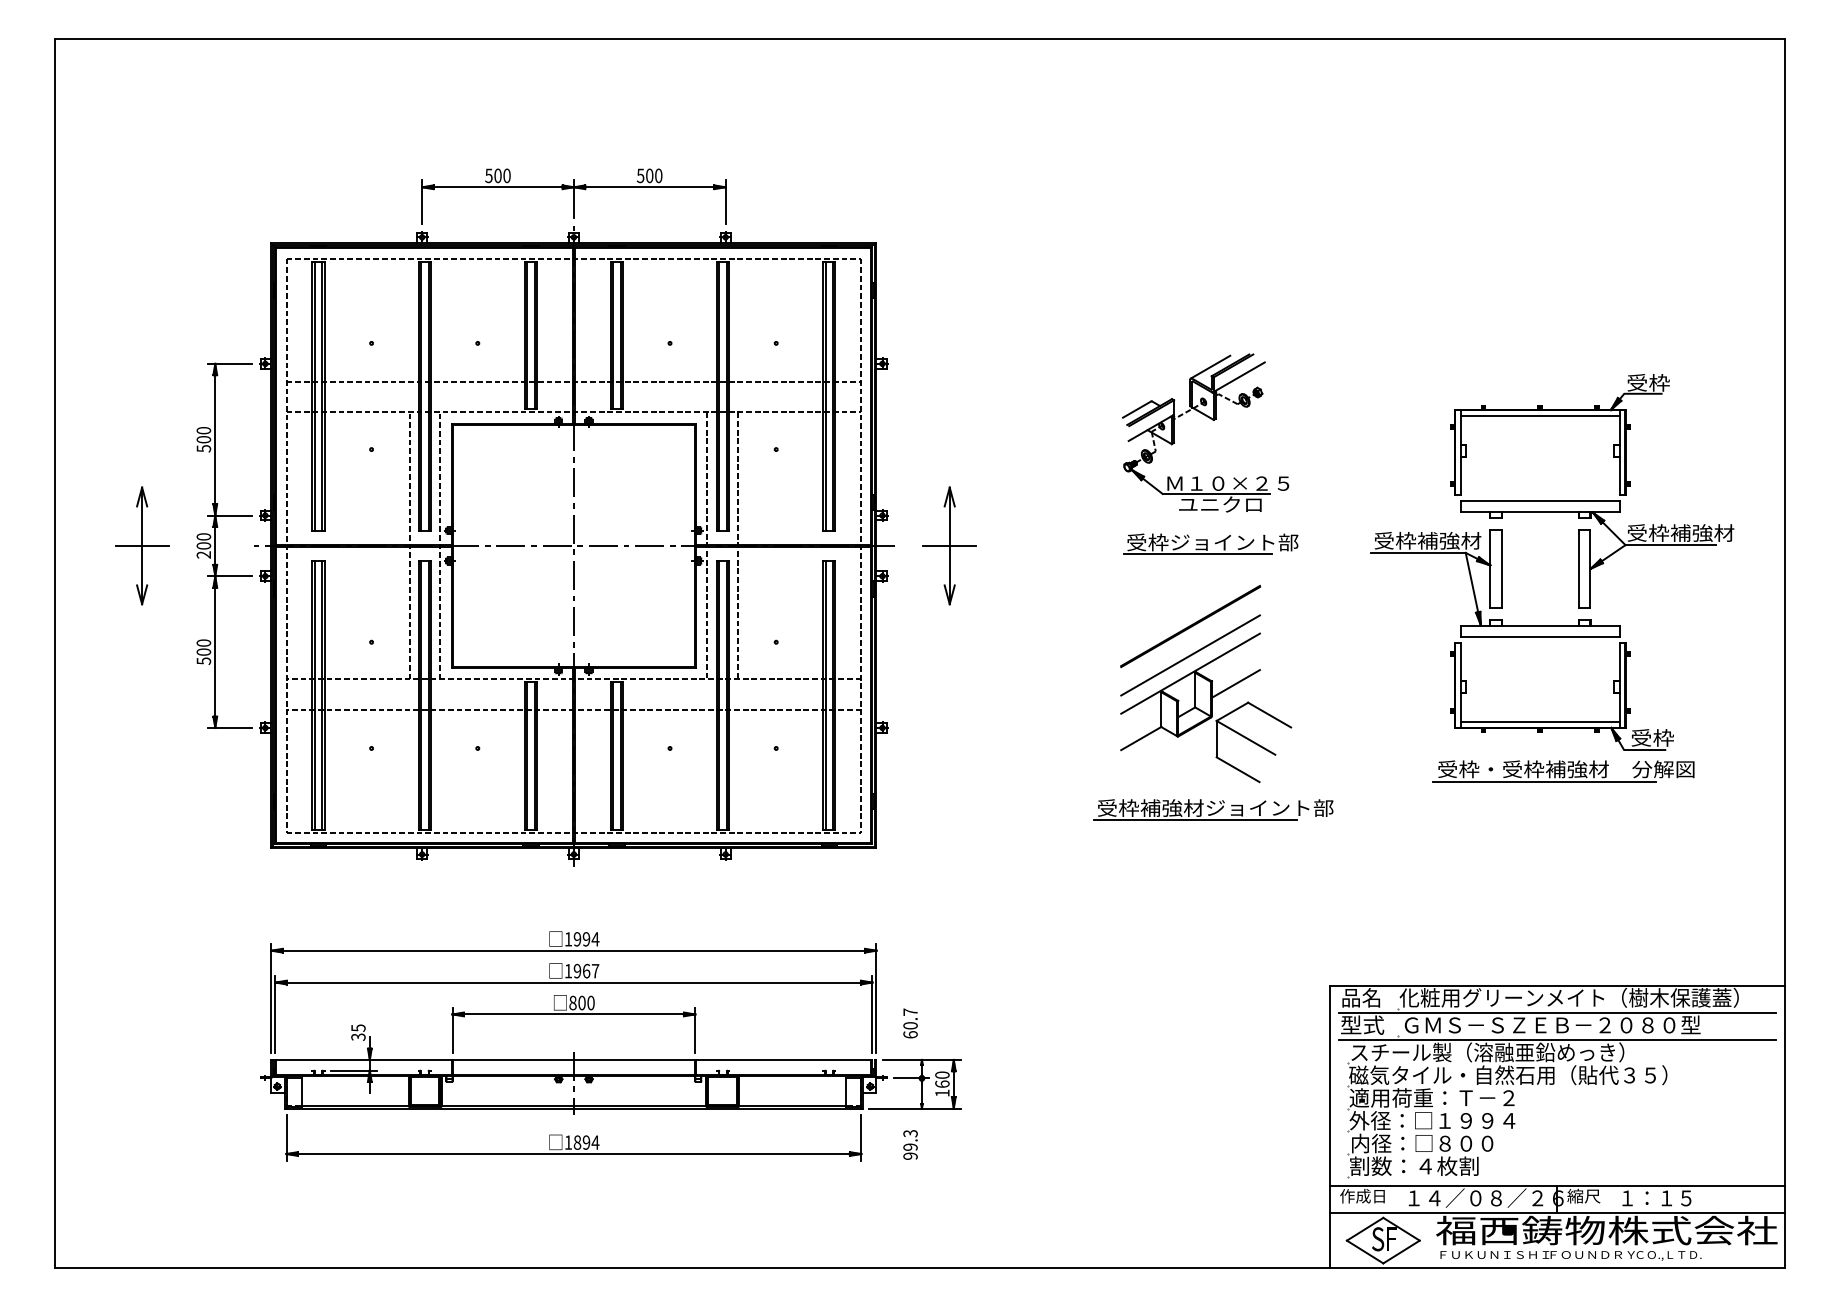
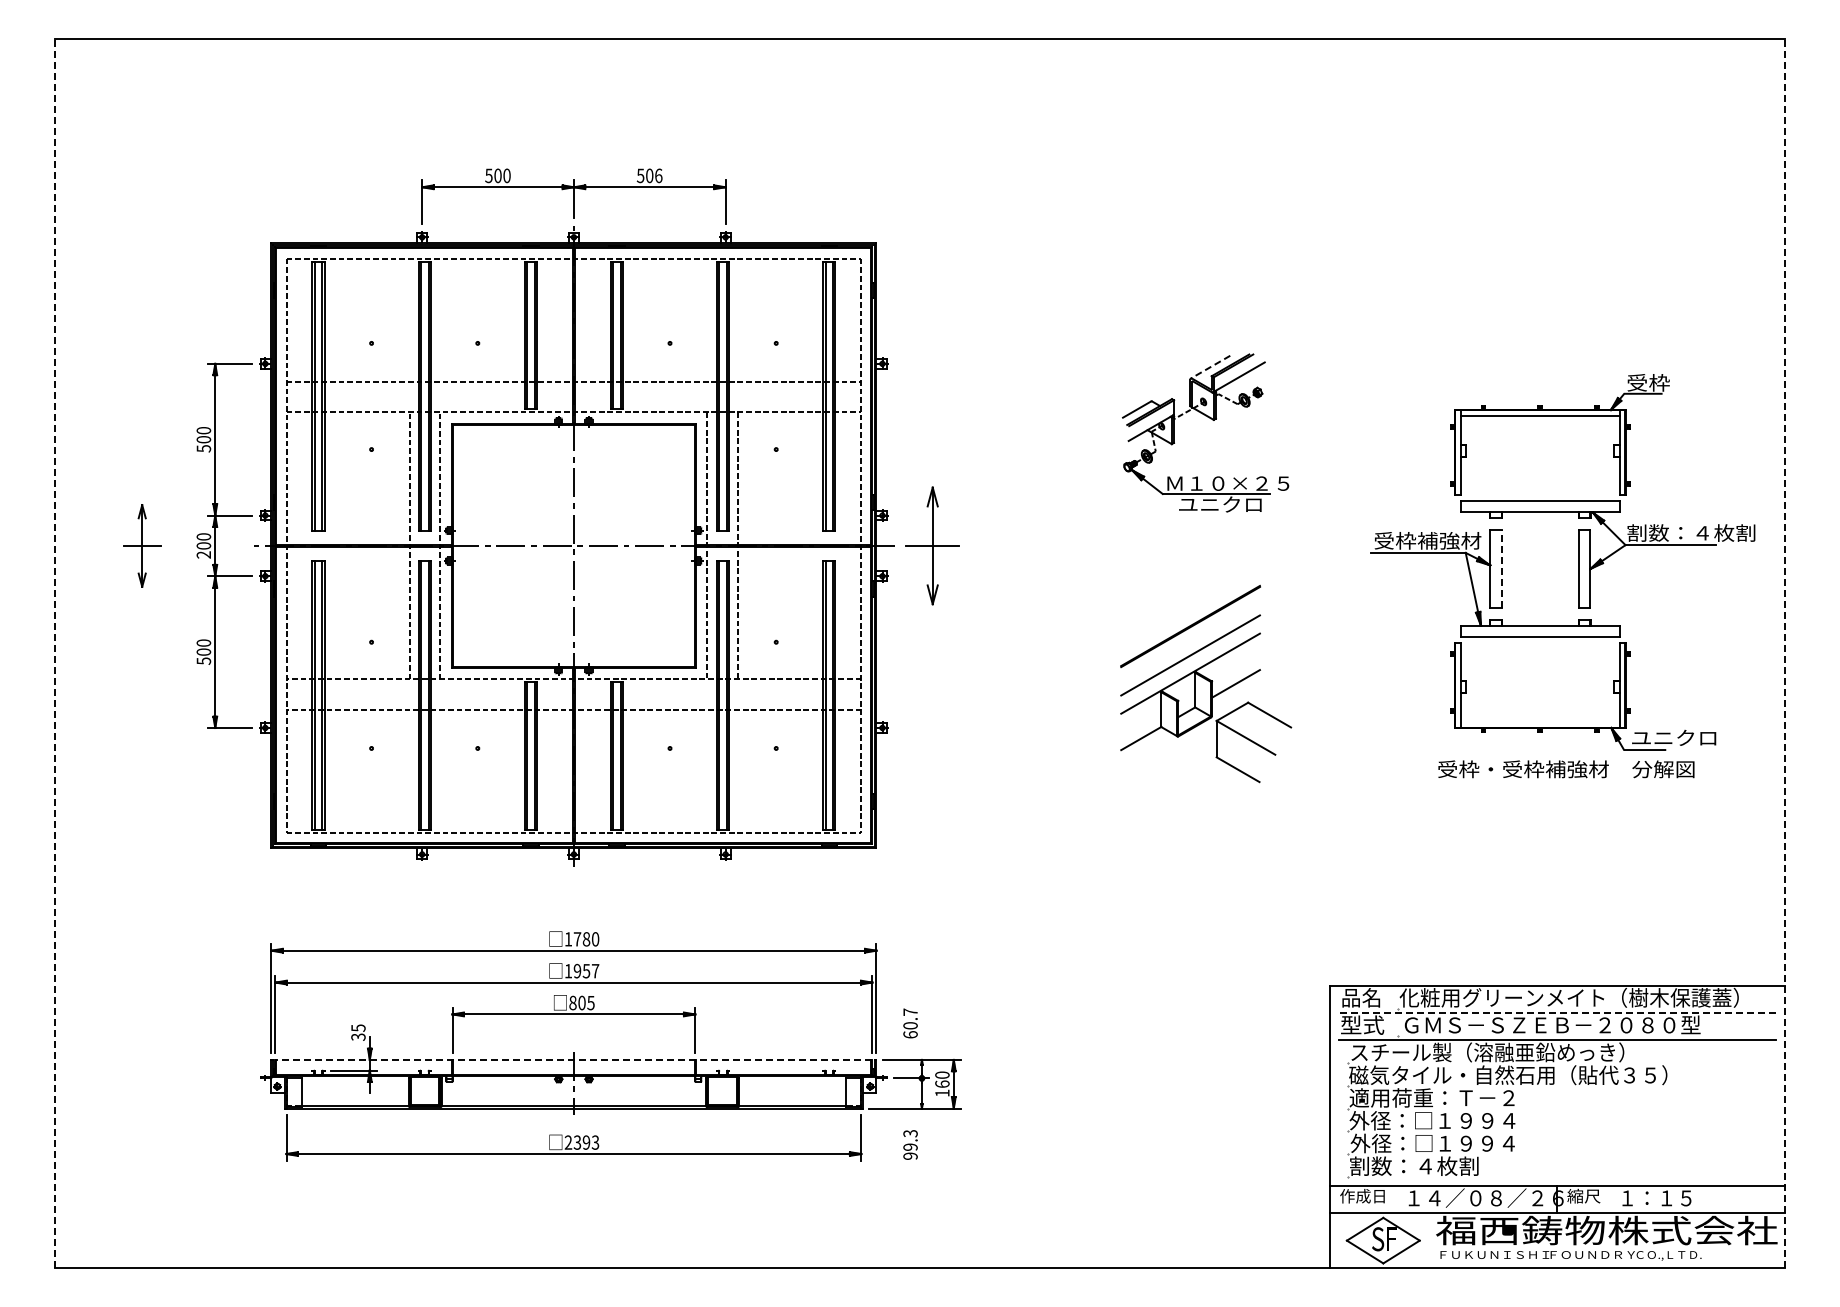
text: 500 -> 506 (658, 175)
line: solid -> dashed (1210, 367)
text: 受枠補強材 -> 割数：４枚割 (1691, 532)
part: present -> none (1210, 543)
part size: 55x120 px -> 39x84 px (142, 545)
part position: (949, 545) -> (932, 545) (932, 545)
line: solid -> dashed (1501, 569)
line: solid -> dashed (55, 653)
line: solid -> dashed (1784, 653)
line: present -> none (1539, 722)
text: 受枠 -> ユニクロ (1673, 737)
line: present -> none (1544, 781)
part: present -> none (1213, 809)
text: 1994 -> 1780 (586, 939)
text: 1967 -> 1957 (586, 970)
text: 800 -> 805 (590, 1002)
line: solid -> dashed (1556, 1013)
line: solid -> dashed (573, 1059)
text: 1894 -> 2393 (581, 1142)
text: 内径：□８００ -> 外径：□１９９４ (1432, 1143)
